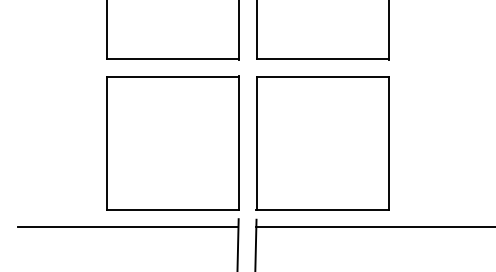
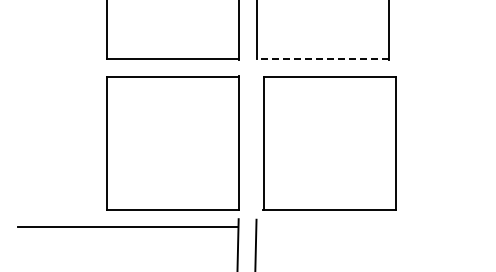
line: solid -> dashed (322, 59)
part position: (322, 143) -> (329, 143) (329, 143)
line: present -> none (374, 227)
